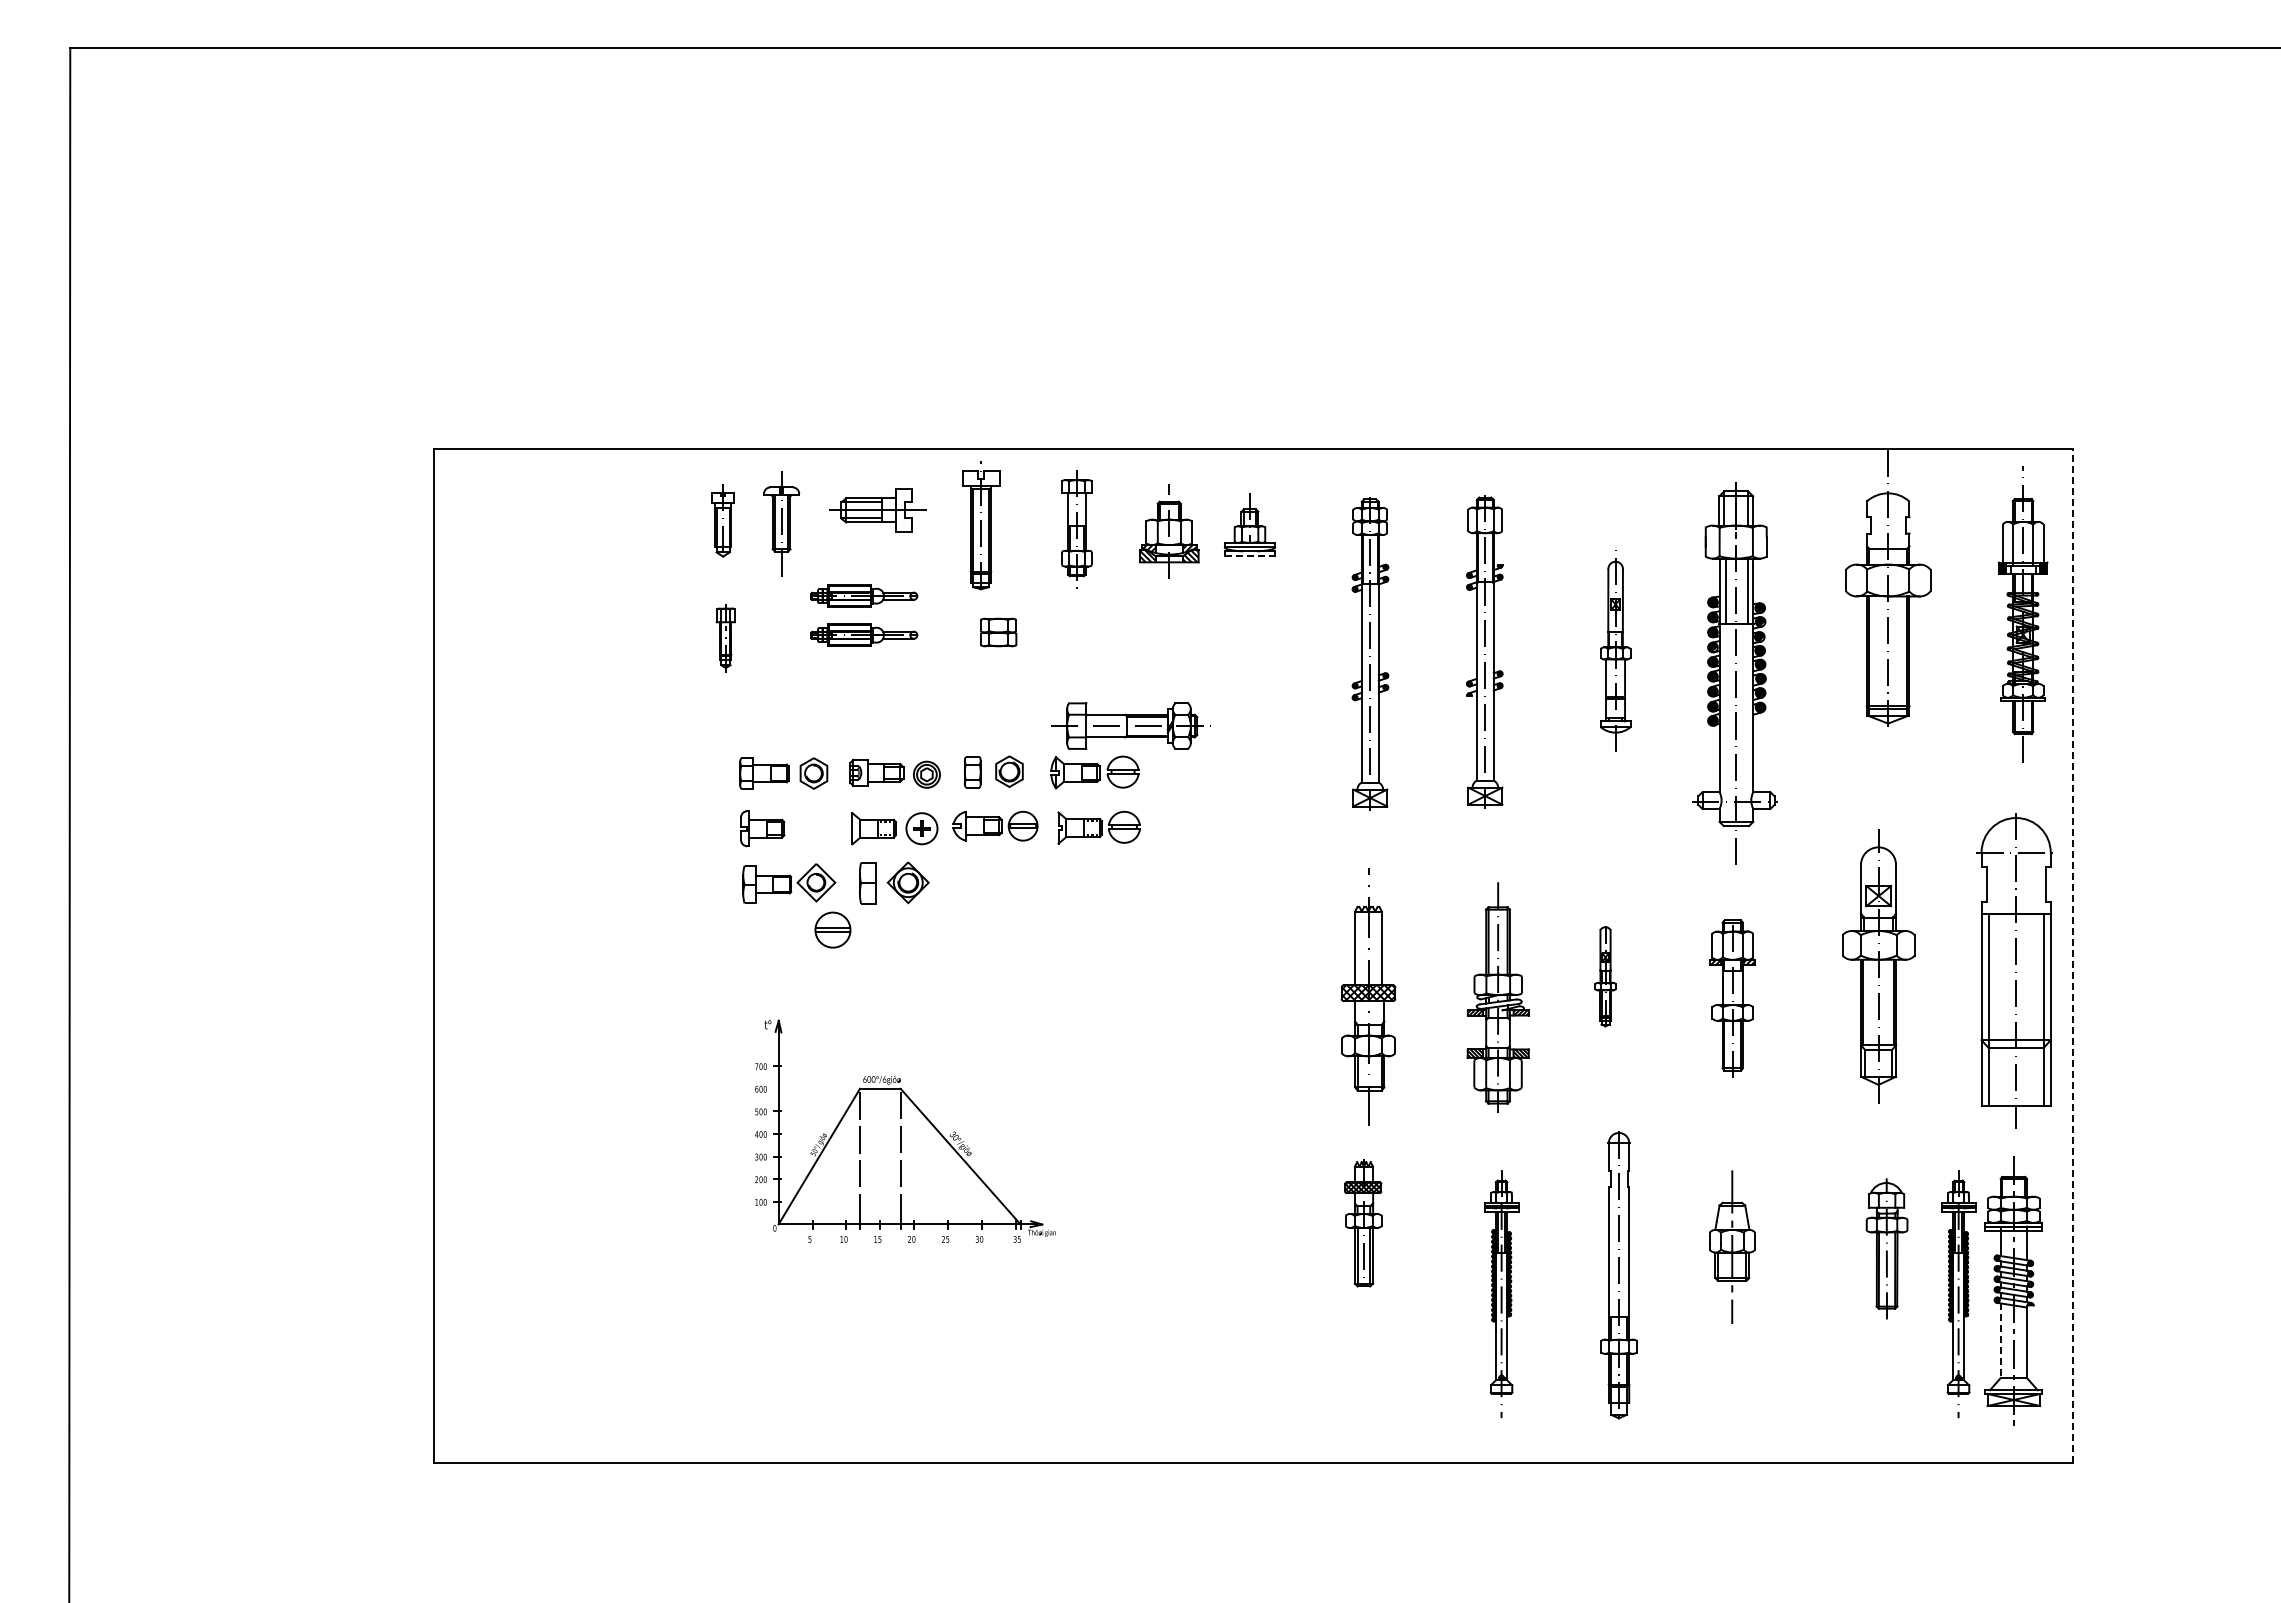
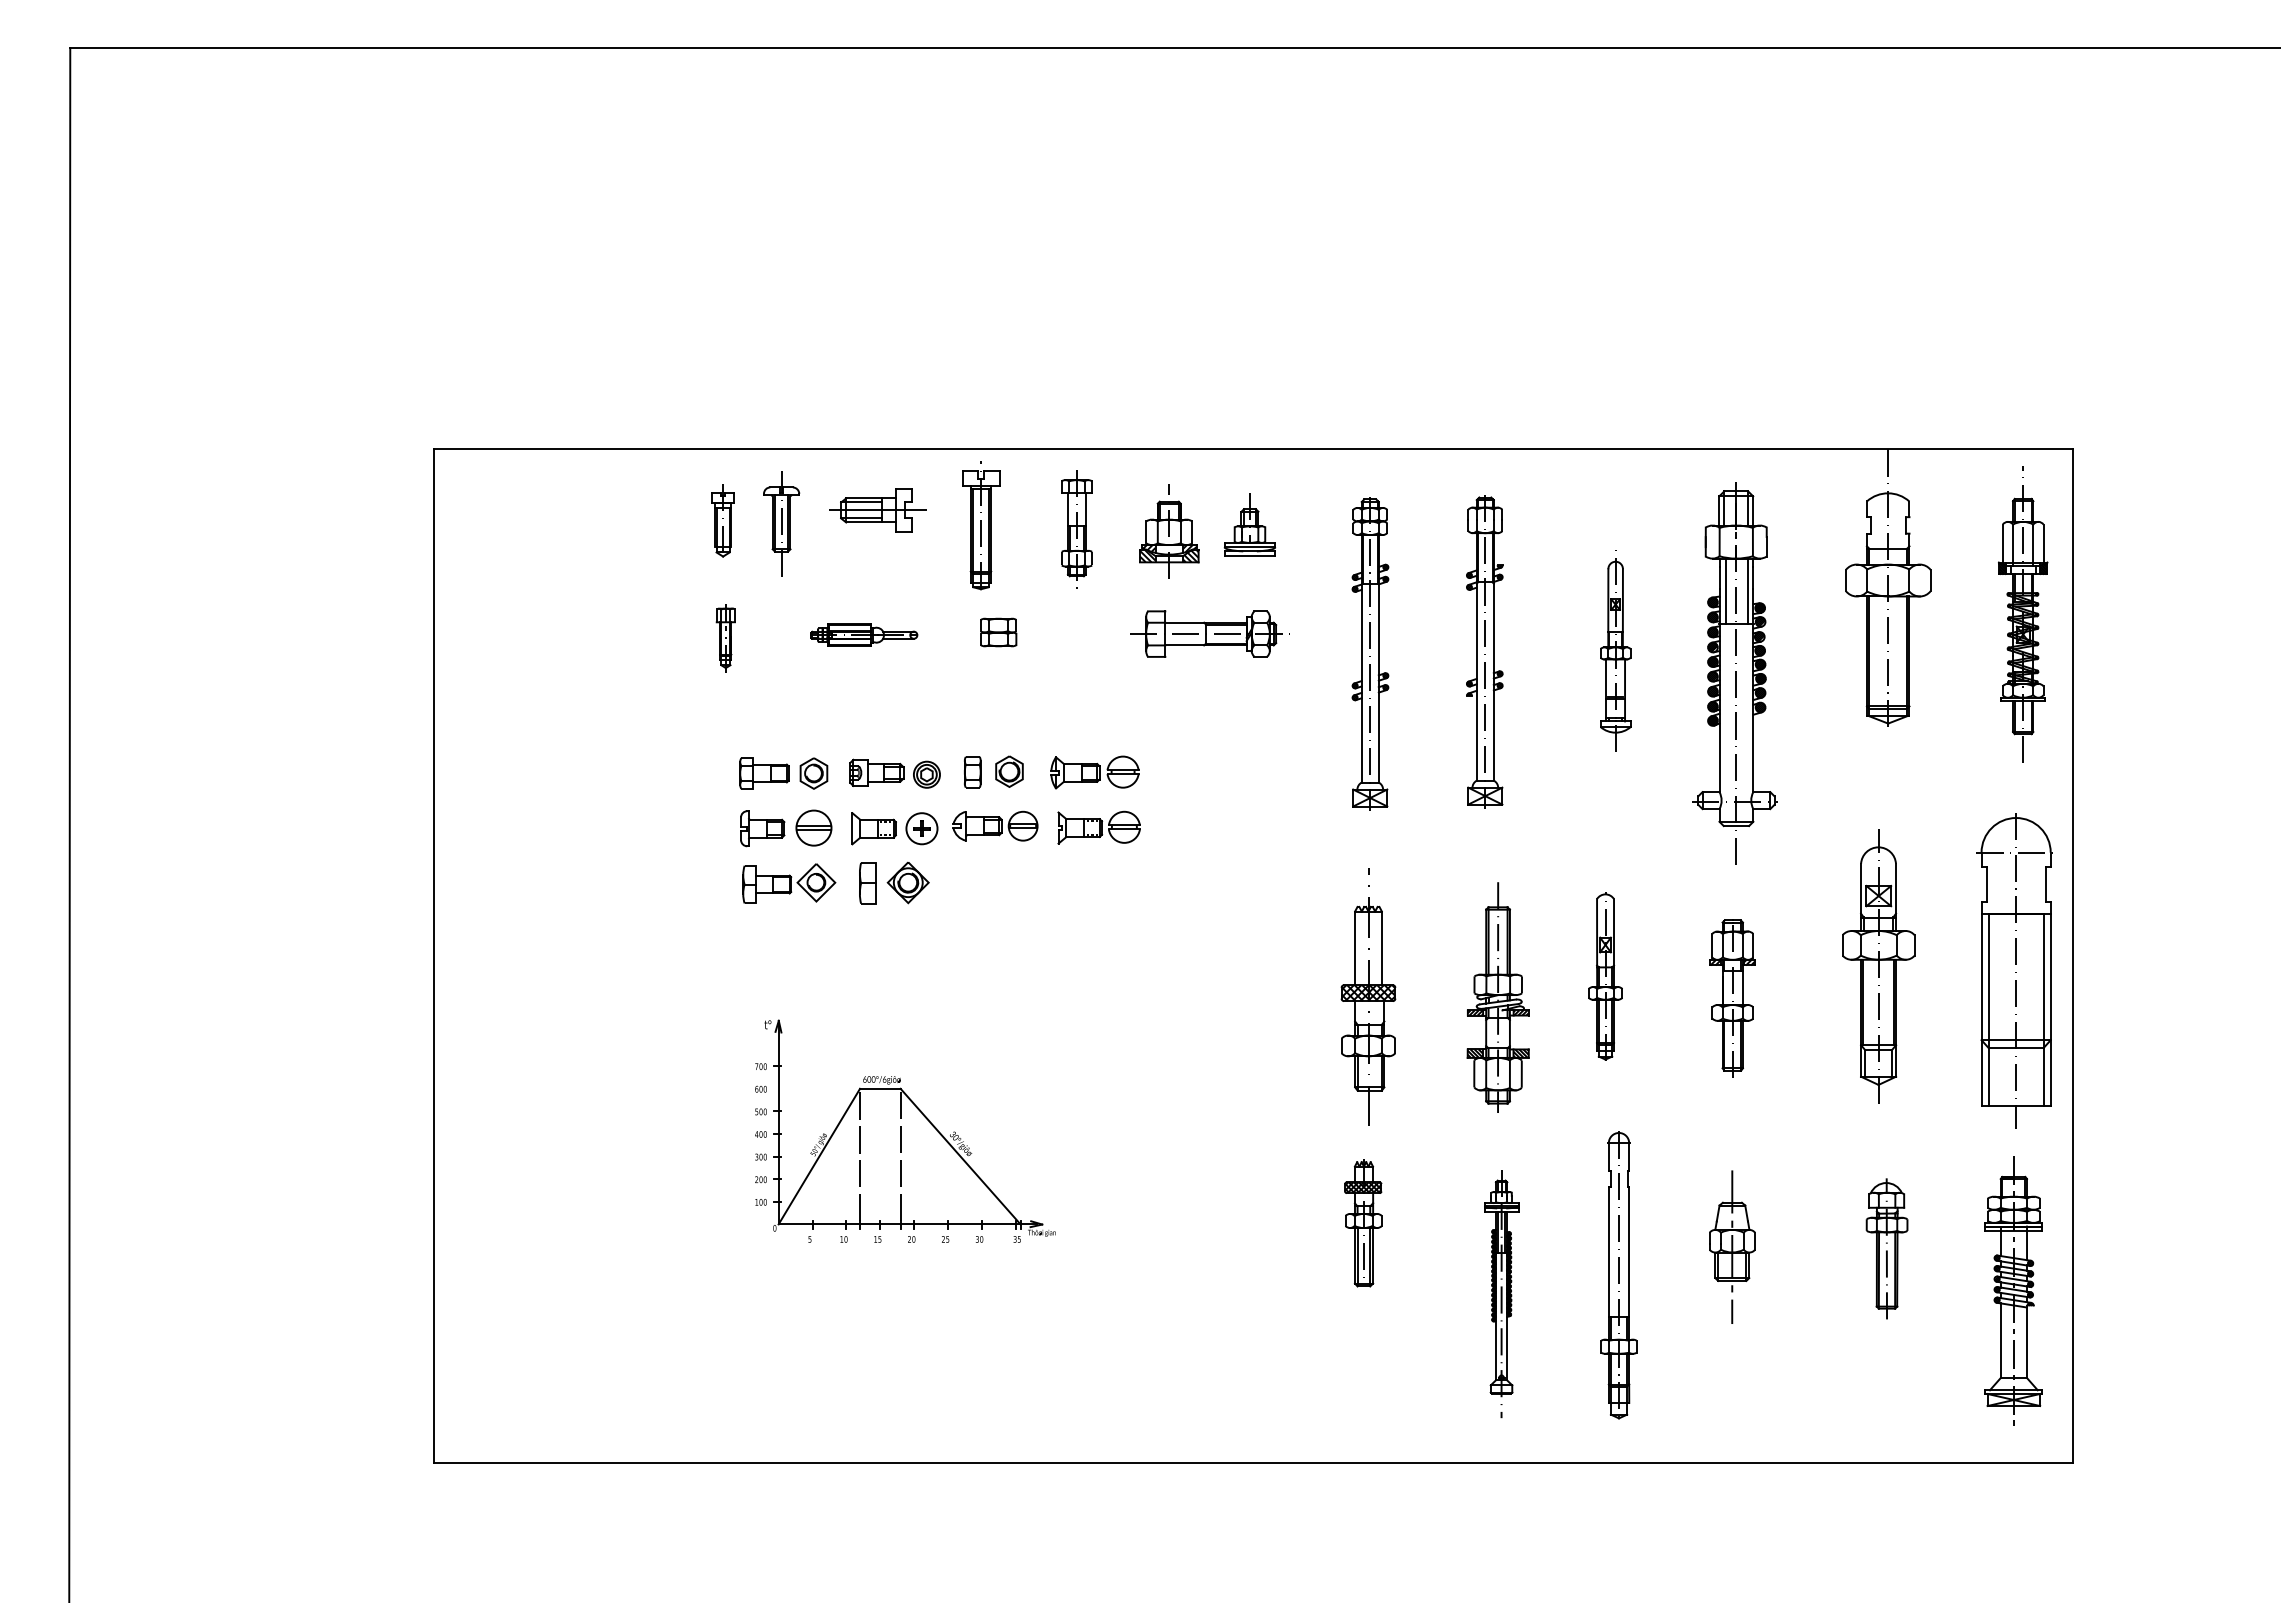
line: dashed -> solid (1250, 556)
part: present -> none (864, 595)
part position: (1130, 725) -> (1209, 633) (1209, 633)
part position: (832, 929) -> (813, 827) (813, 827)
line: dashed -> solid (2073, 955)
part size: 23x102 px -> 35x169 px (1605, 976)
part: present -> none (1958, 1294)
line: dashed -> solid (2000, 1341)
